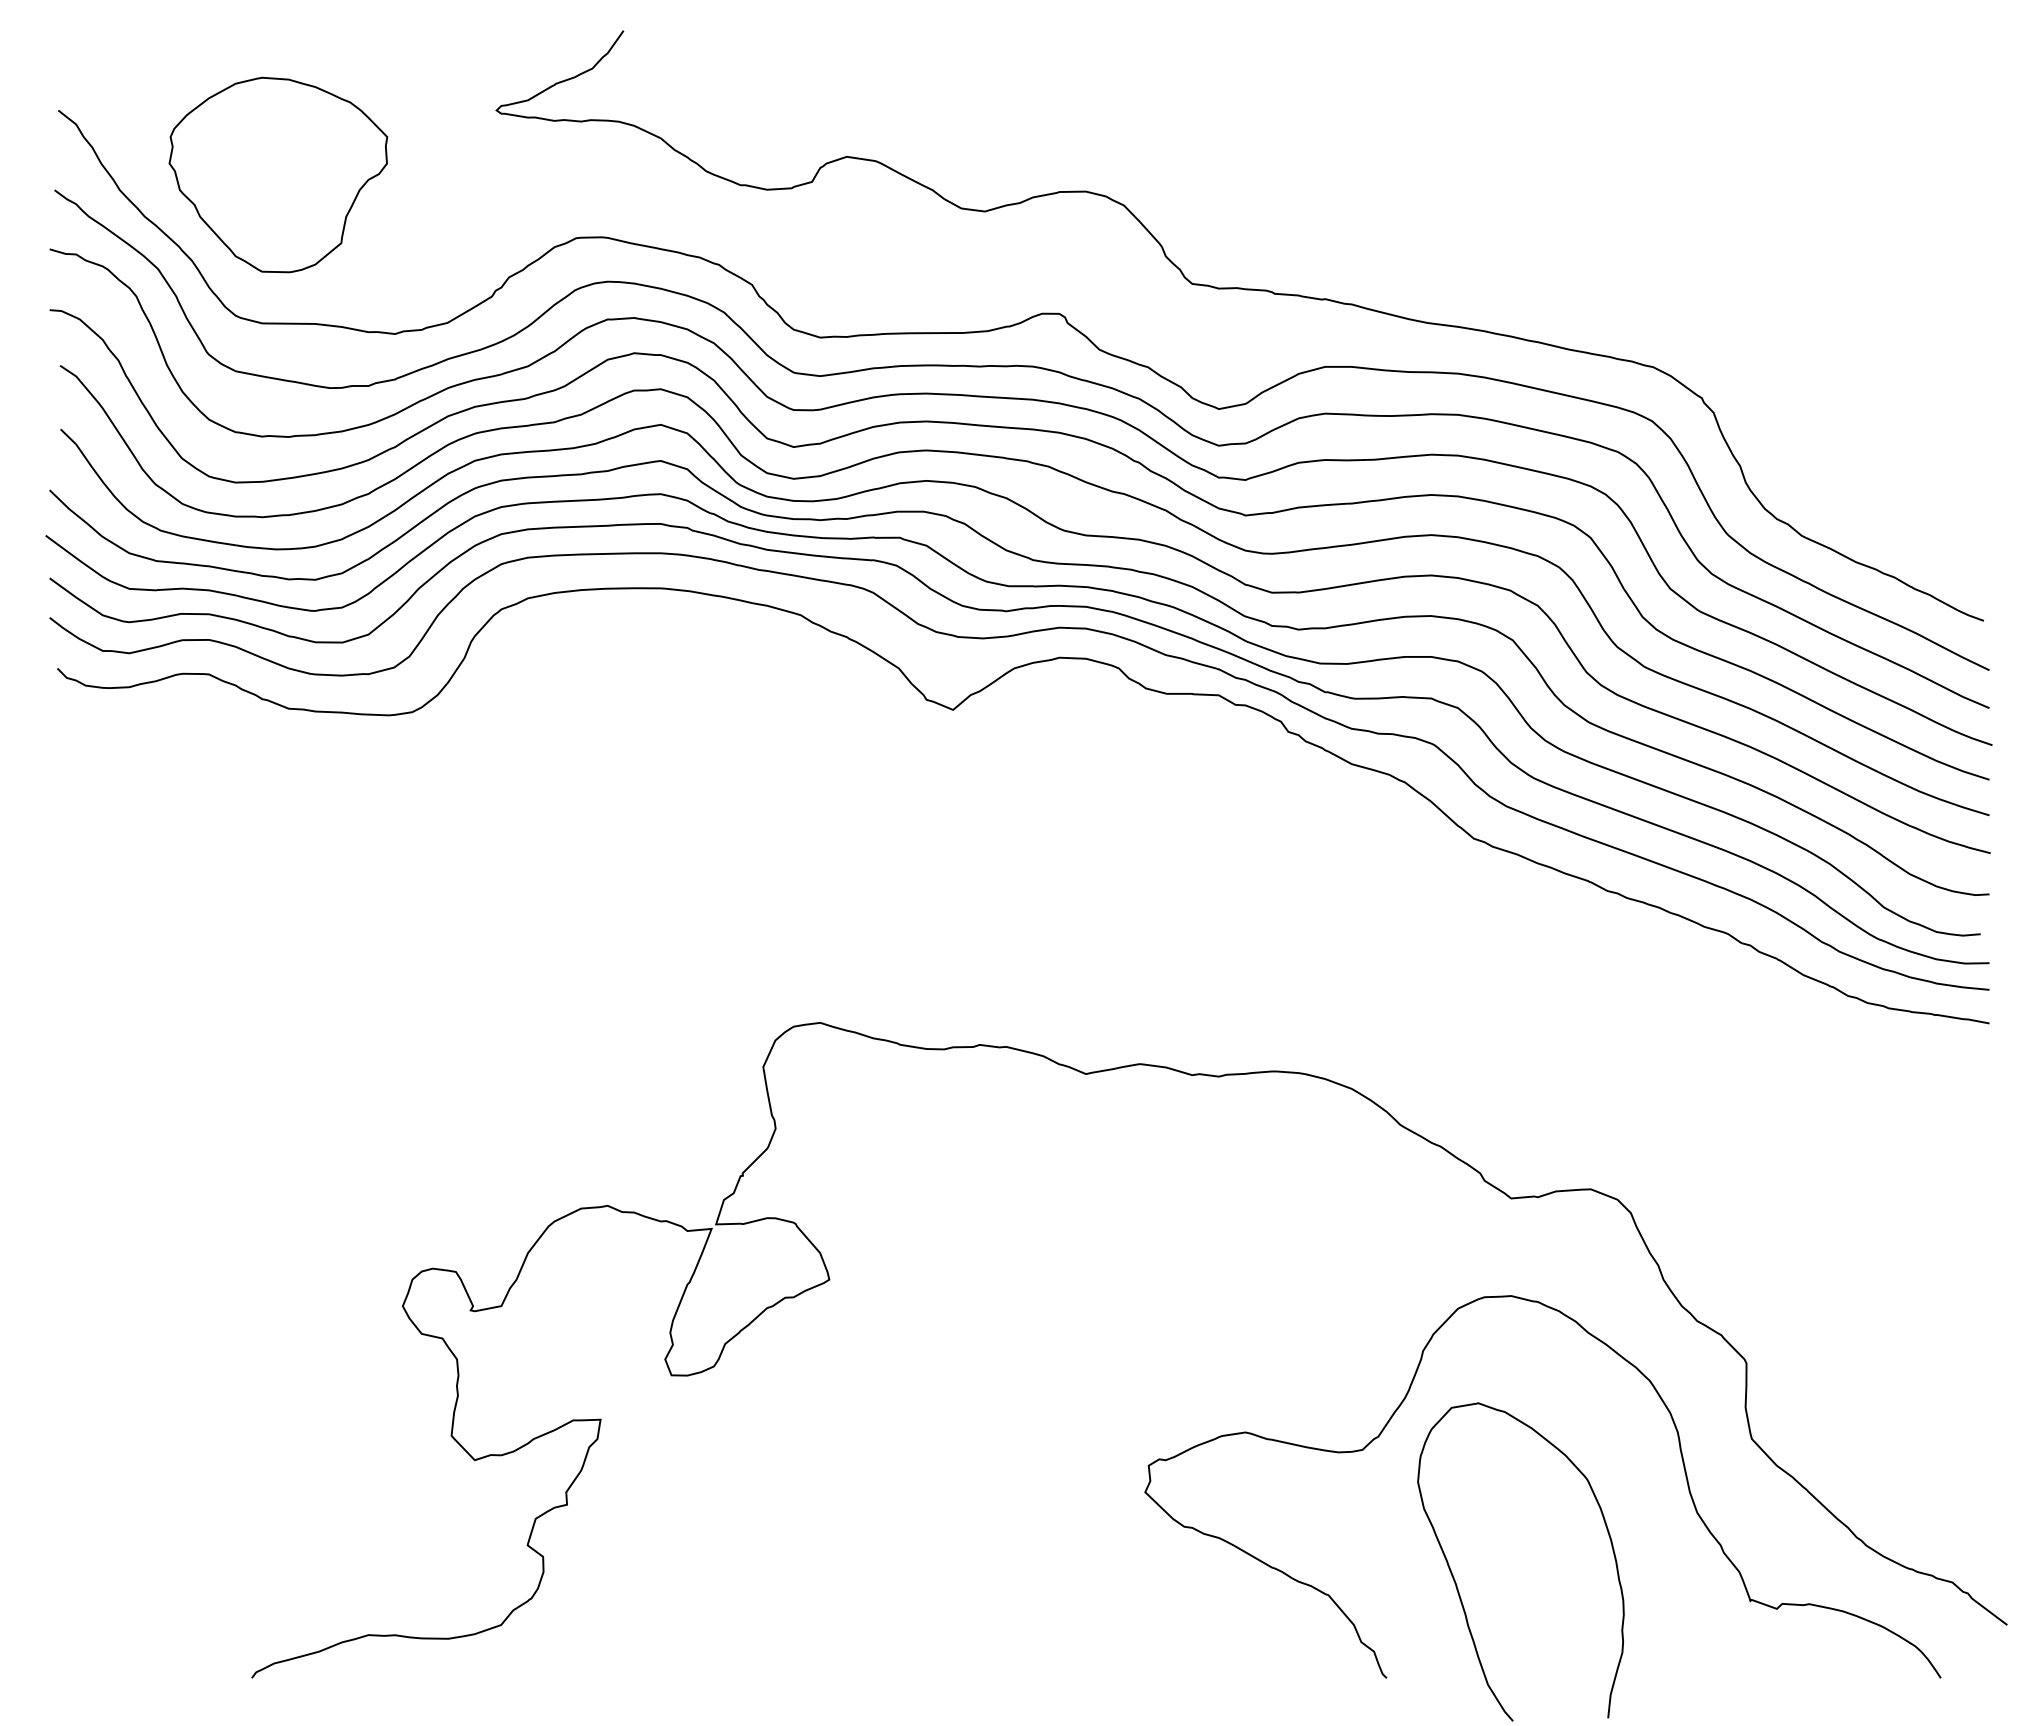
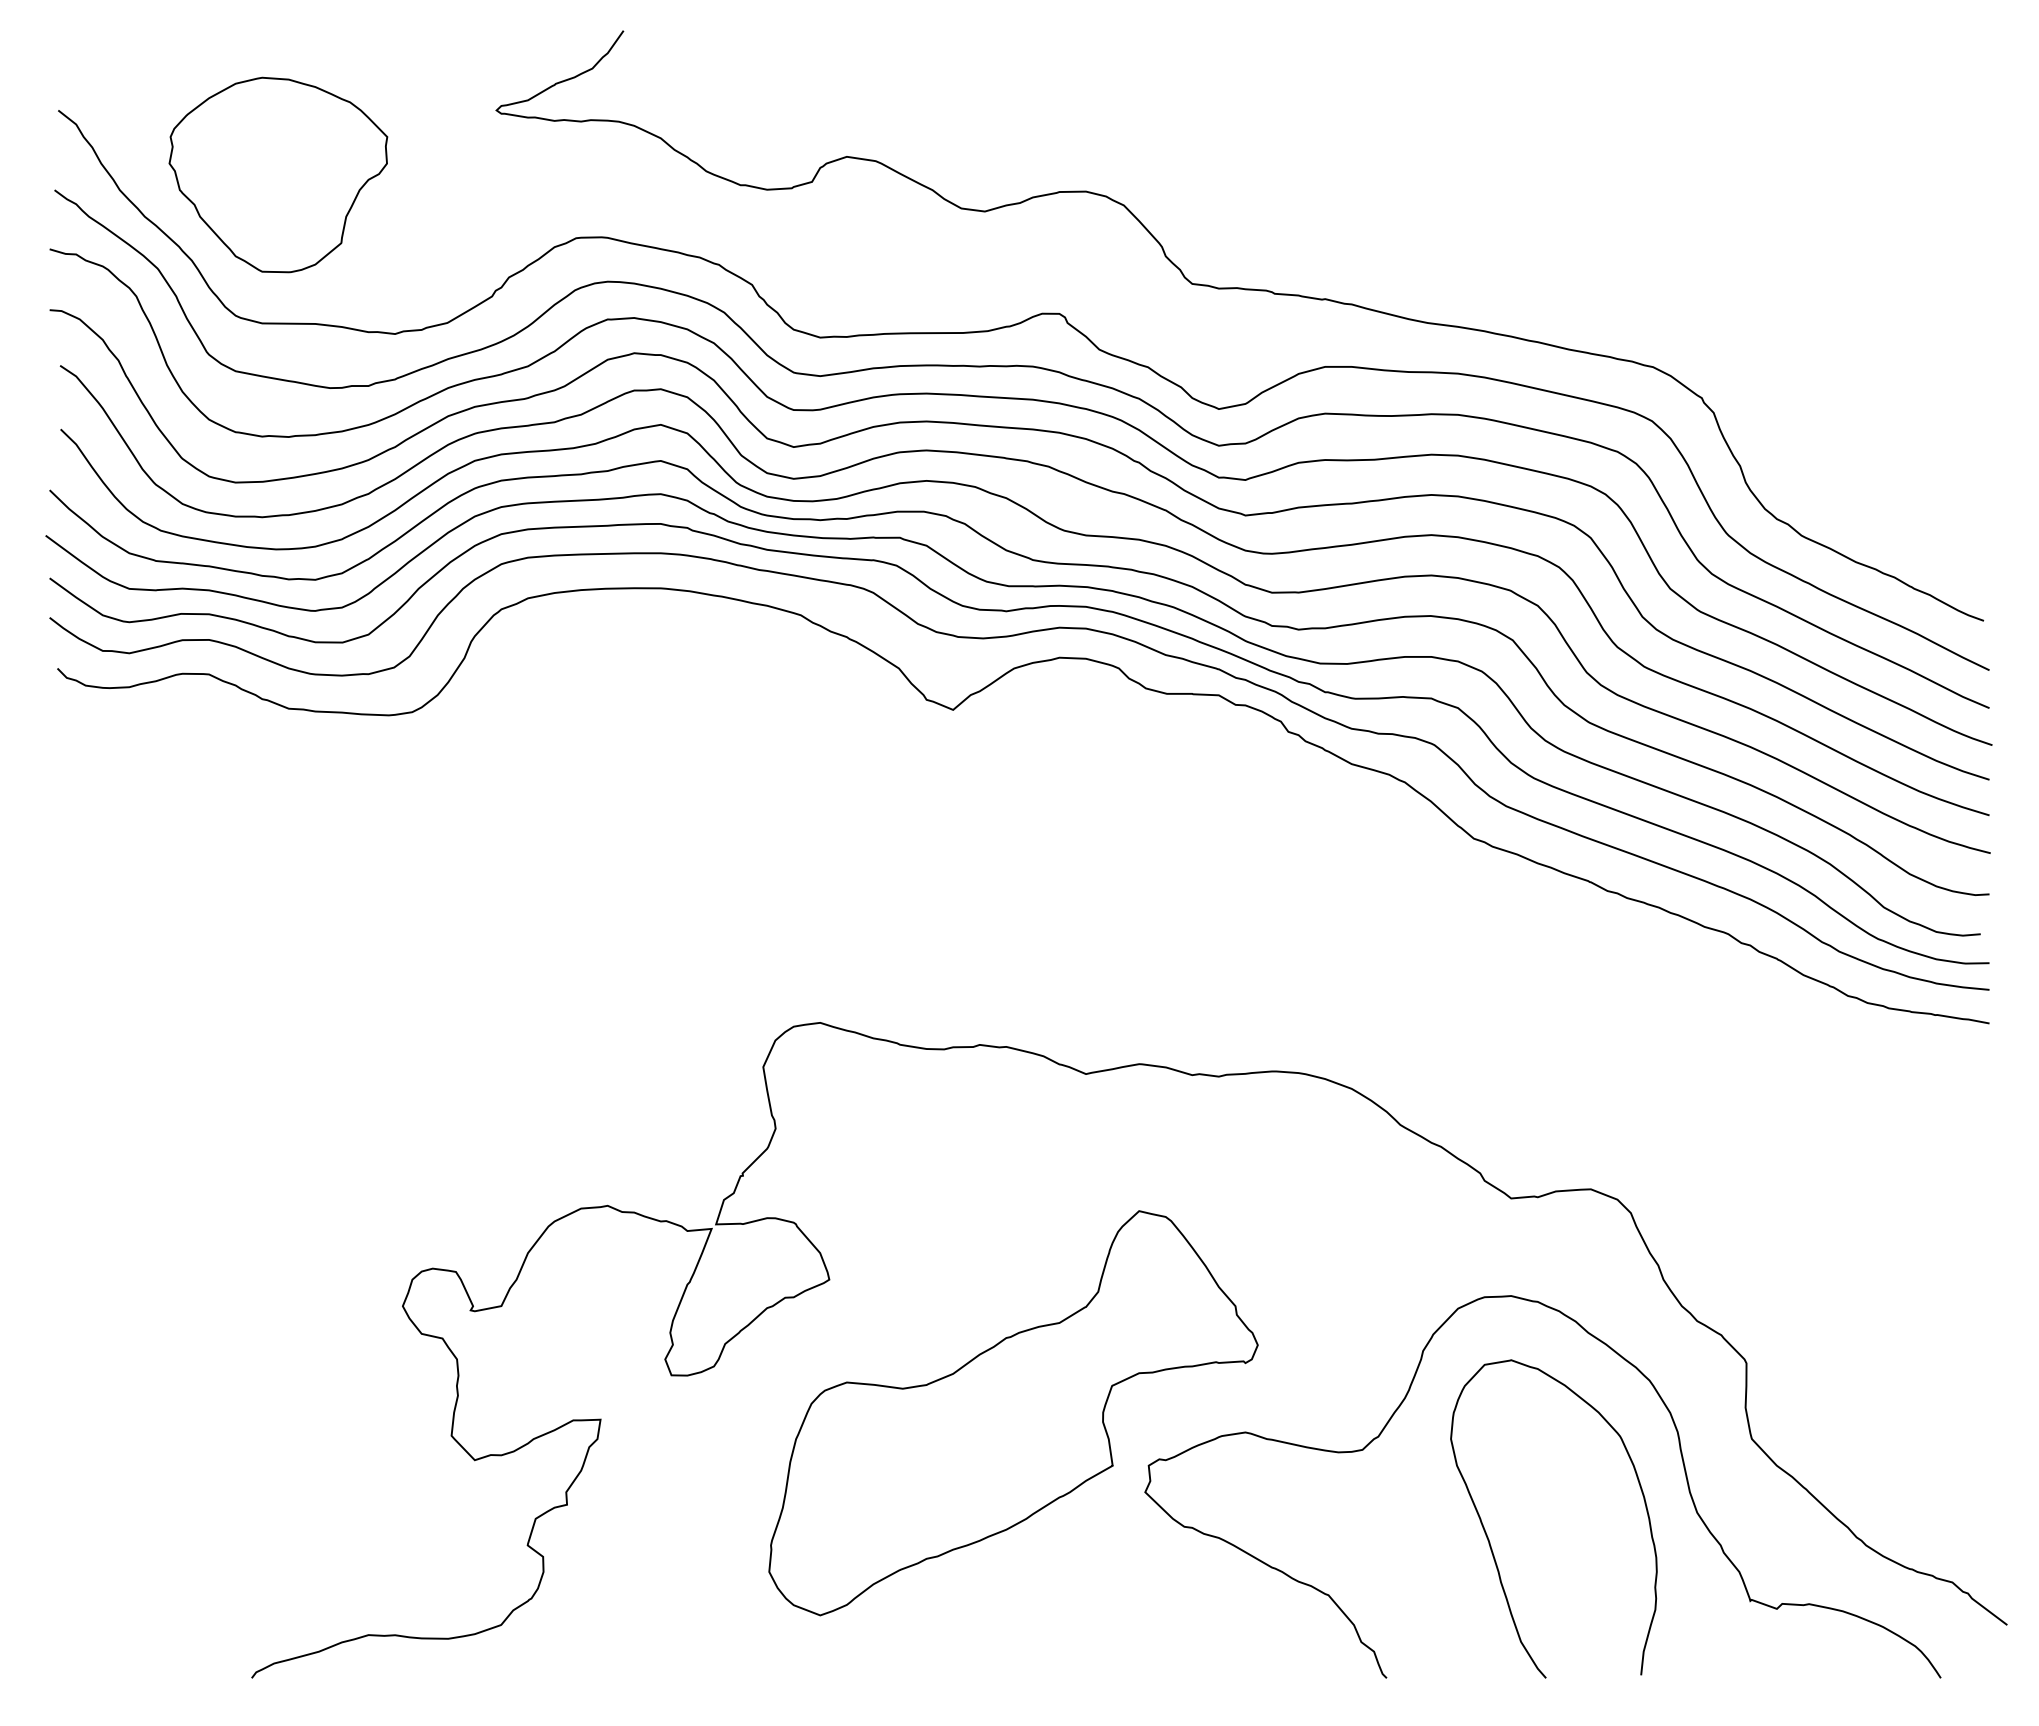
part: none -> present (1013, 1413)
curve position: (1456, 1582) -> (1489, 1539) (1489, 1539)
